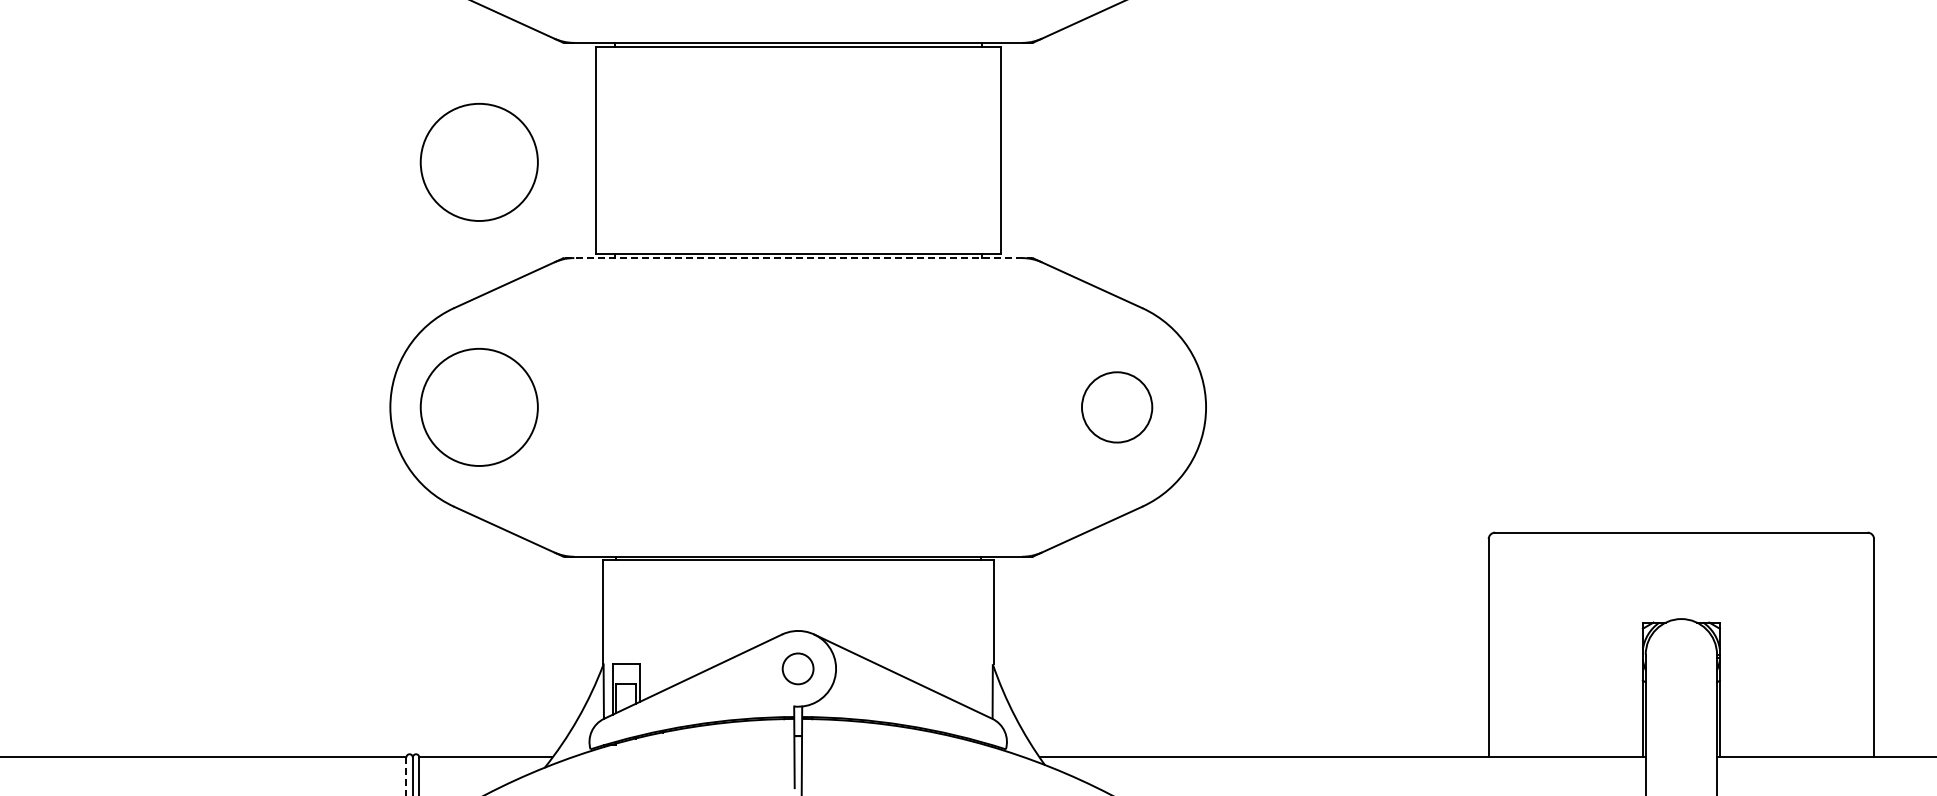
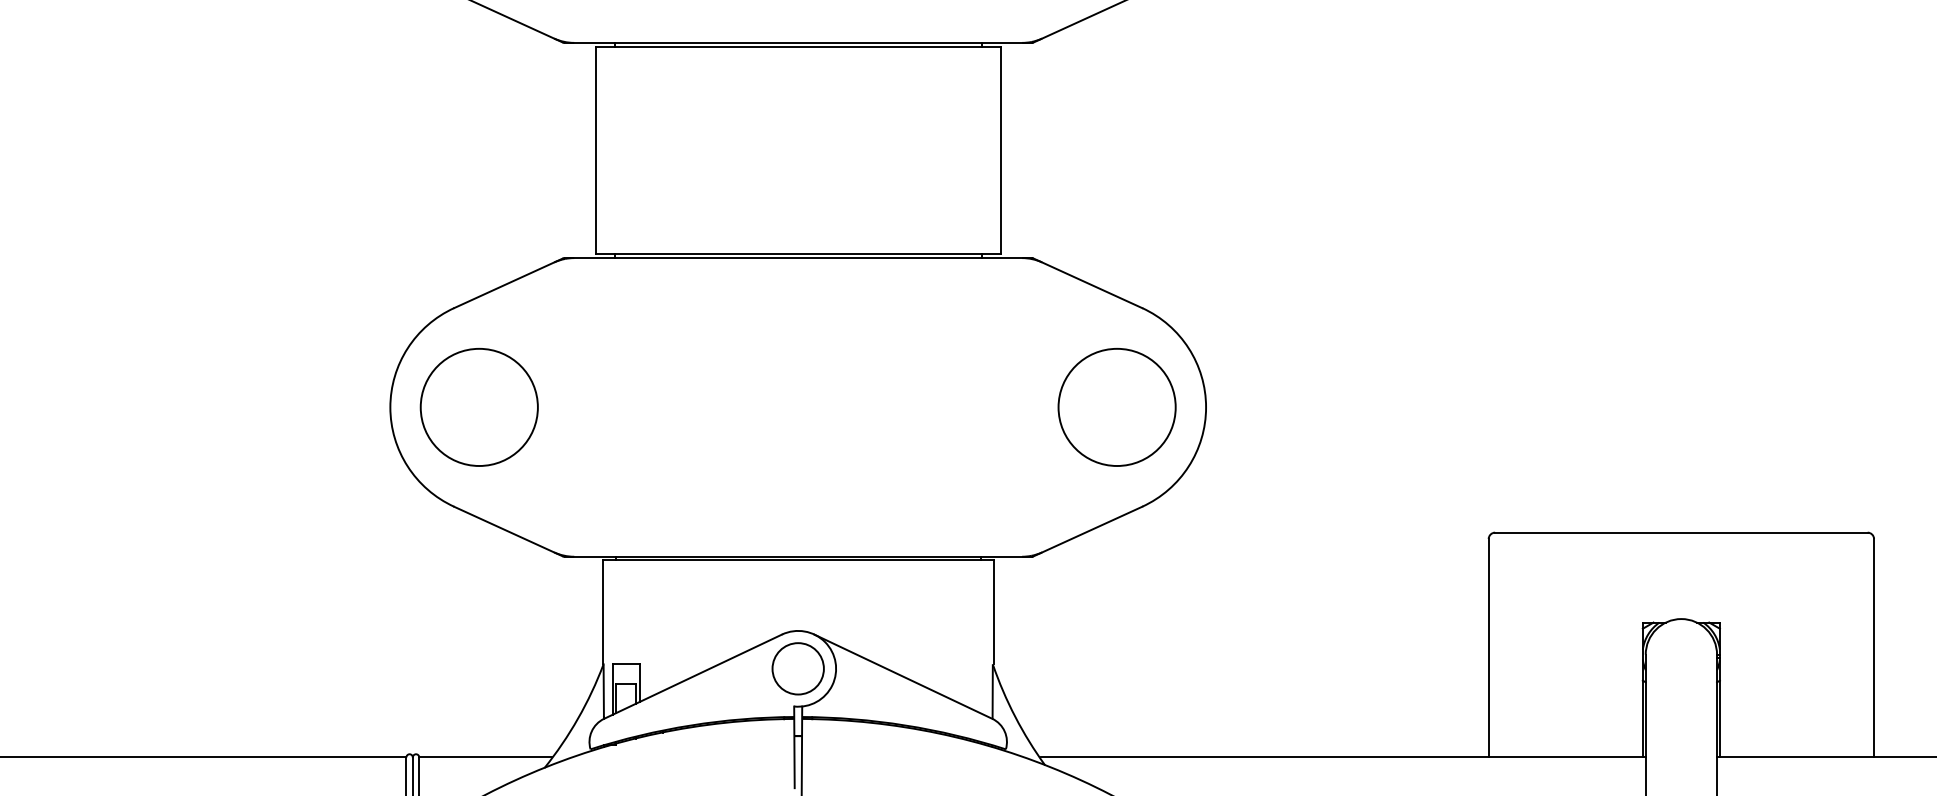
circle: present -> none (478, 162)
line: dashed -> solid (798, 258)
circle diameter: 70 px -> 117 px (1116, 406)
circle size: 34x34 px -> 54x54 px (797, 668)
line: dashed -> solid (406, 776)
